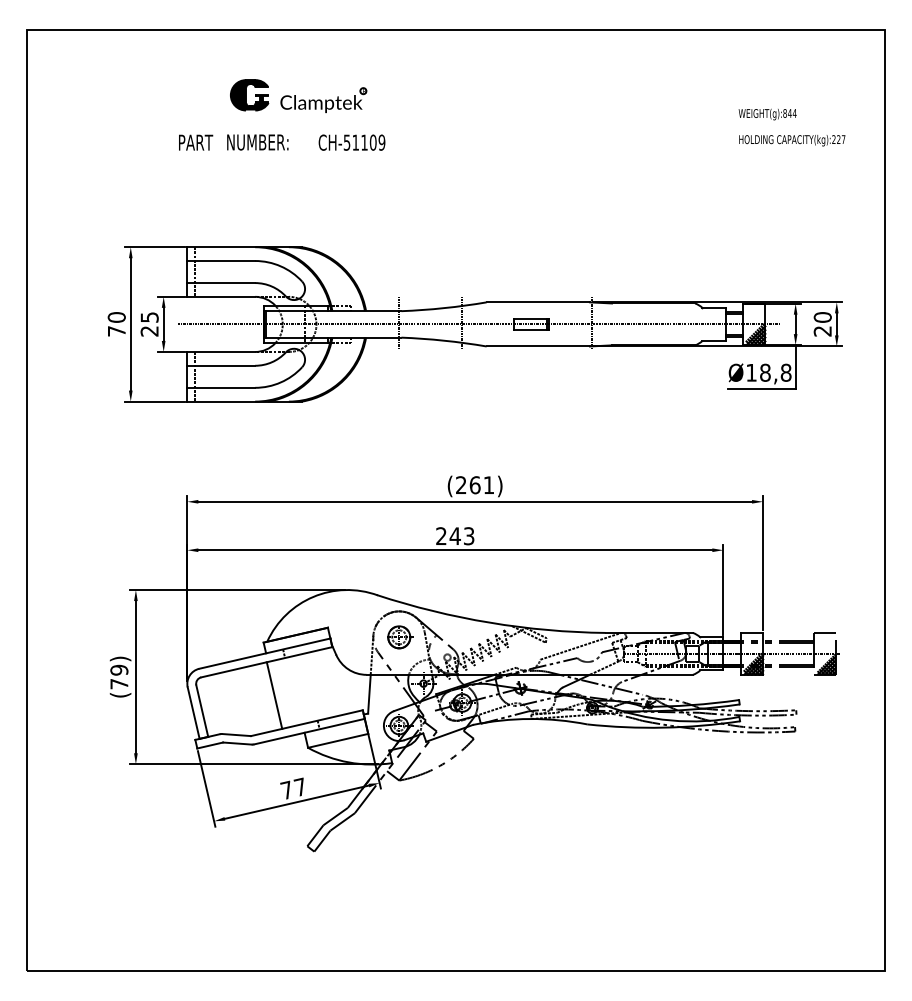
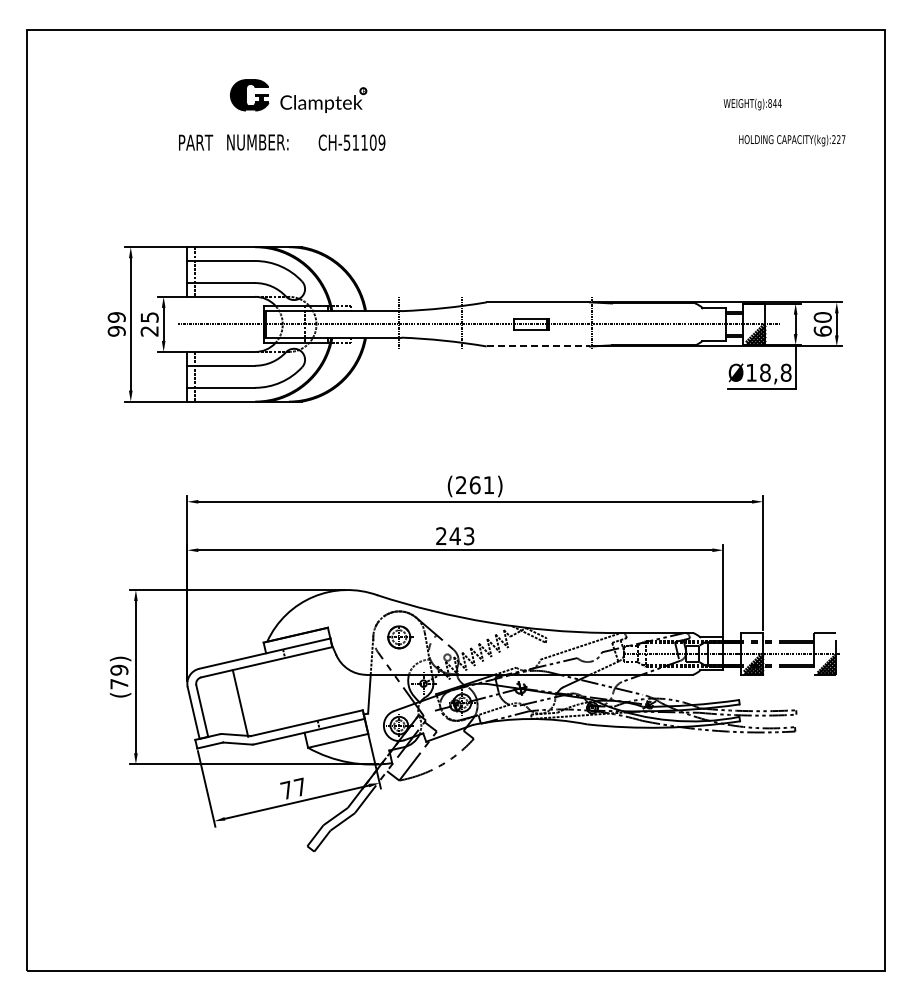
text position: (767, 114) -> (752, 104) (752, 104)
text: 70 -> 99 (116, 324)
text: 20 -> 60 (822, 330)
line: solid -> dashed (538, 346)
line position: (274, 695) -> (240, 703) (240, 703)
